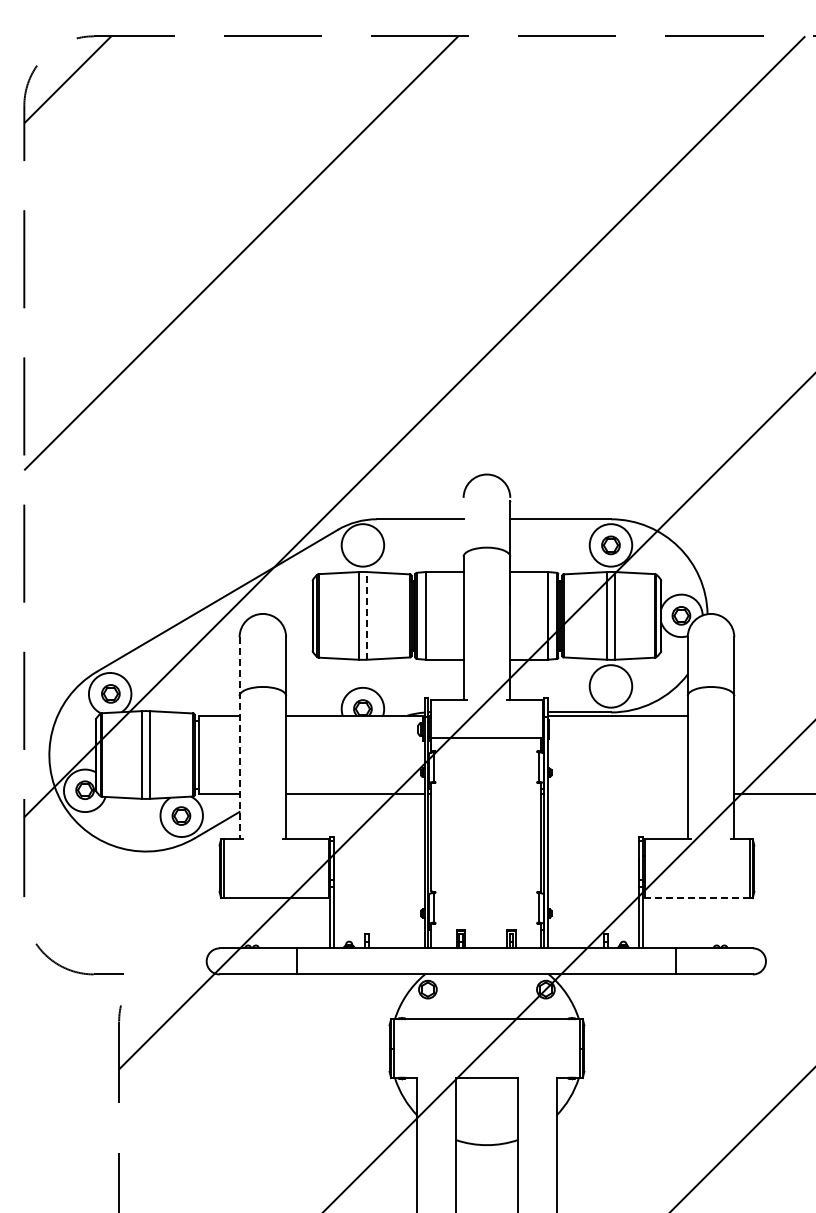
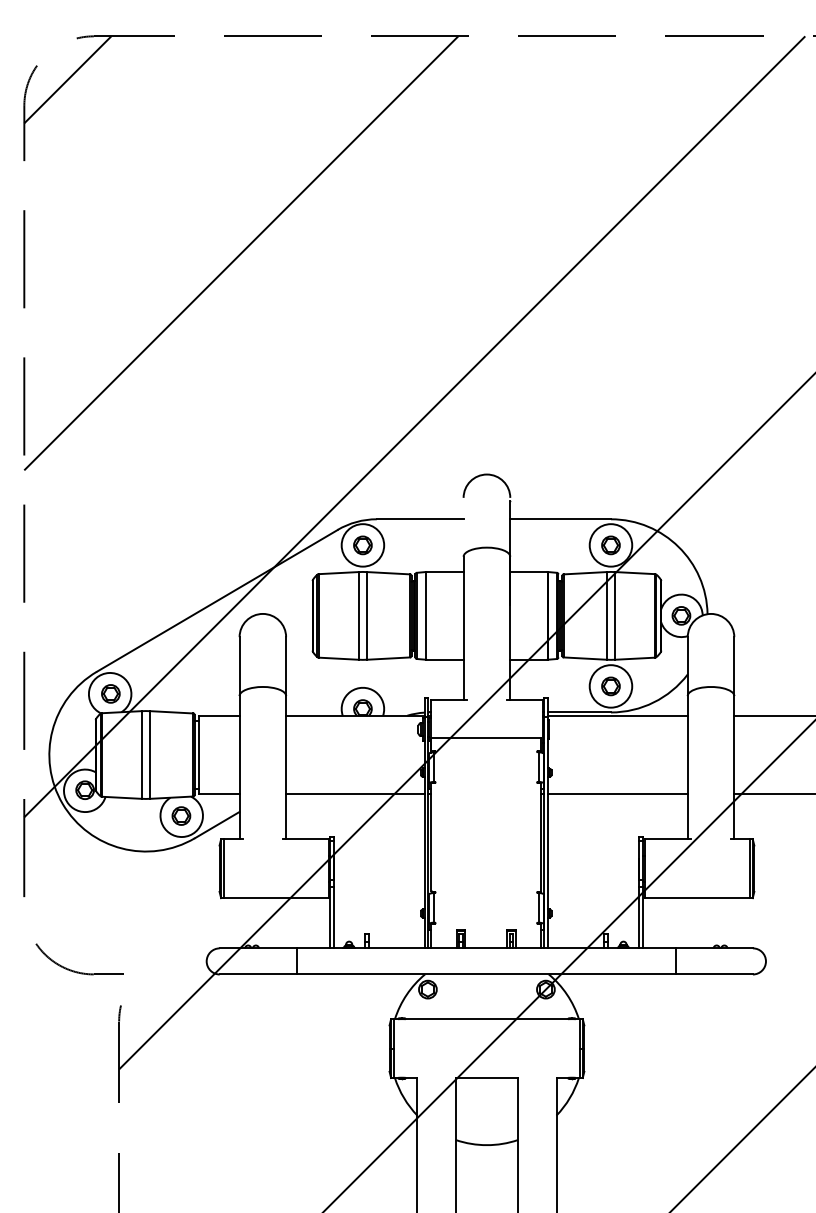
part: none -> present (362, 545)
line: dashed -> solid (366, 615)
part: none -> present (610, 686)
line: none -> present (773, 715)
line: dashed -> solid (239, 738)
line: none -> present (617, 794)
line: dashed -> solid (697, 898)
